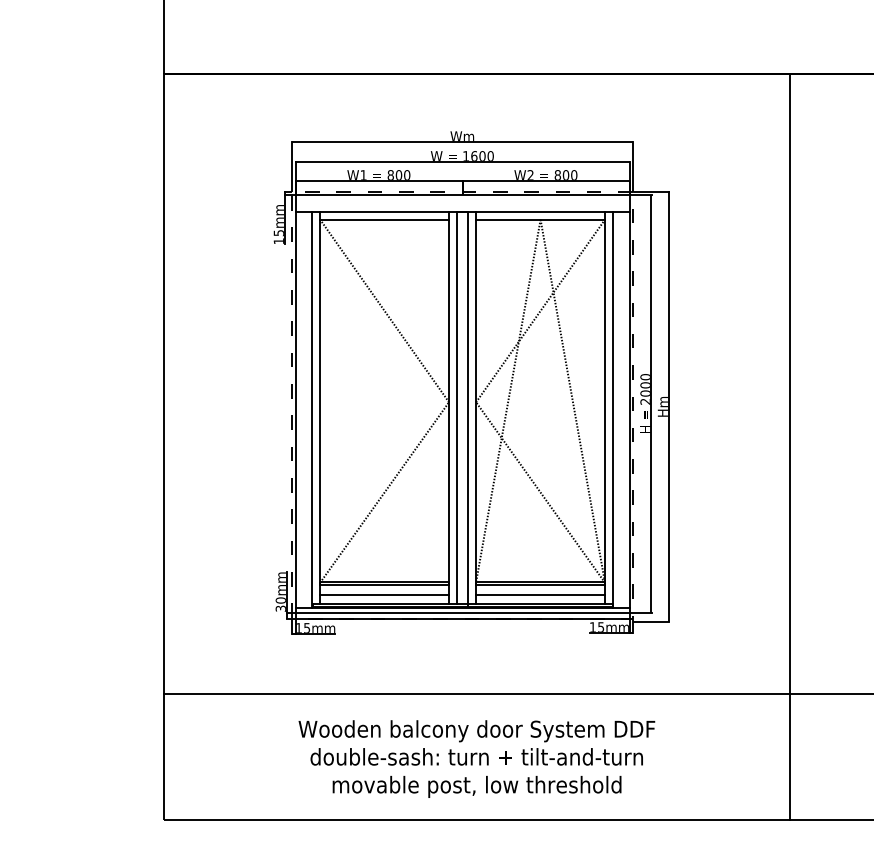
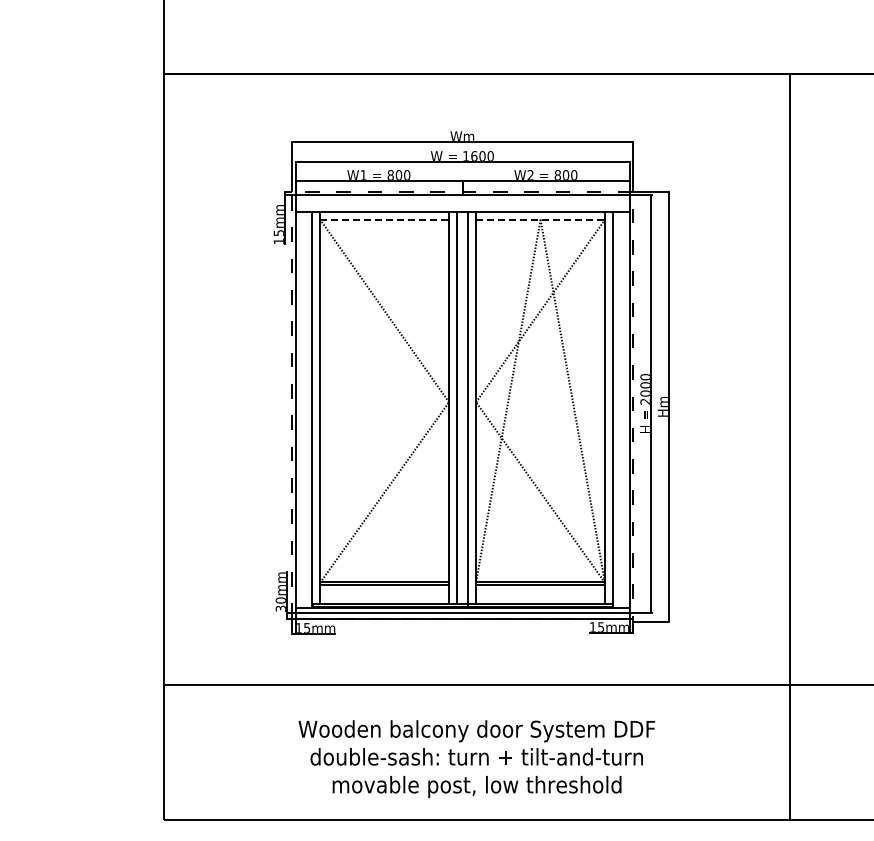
line: solid -> dashed (385, 219)
line: solid -> dashed (541, 219)
line: present -> none (384, 594)
line: present -> none (540, 594)
line position: (516, 694) -> (516, 685) (516, 685)
